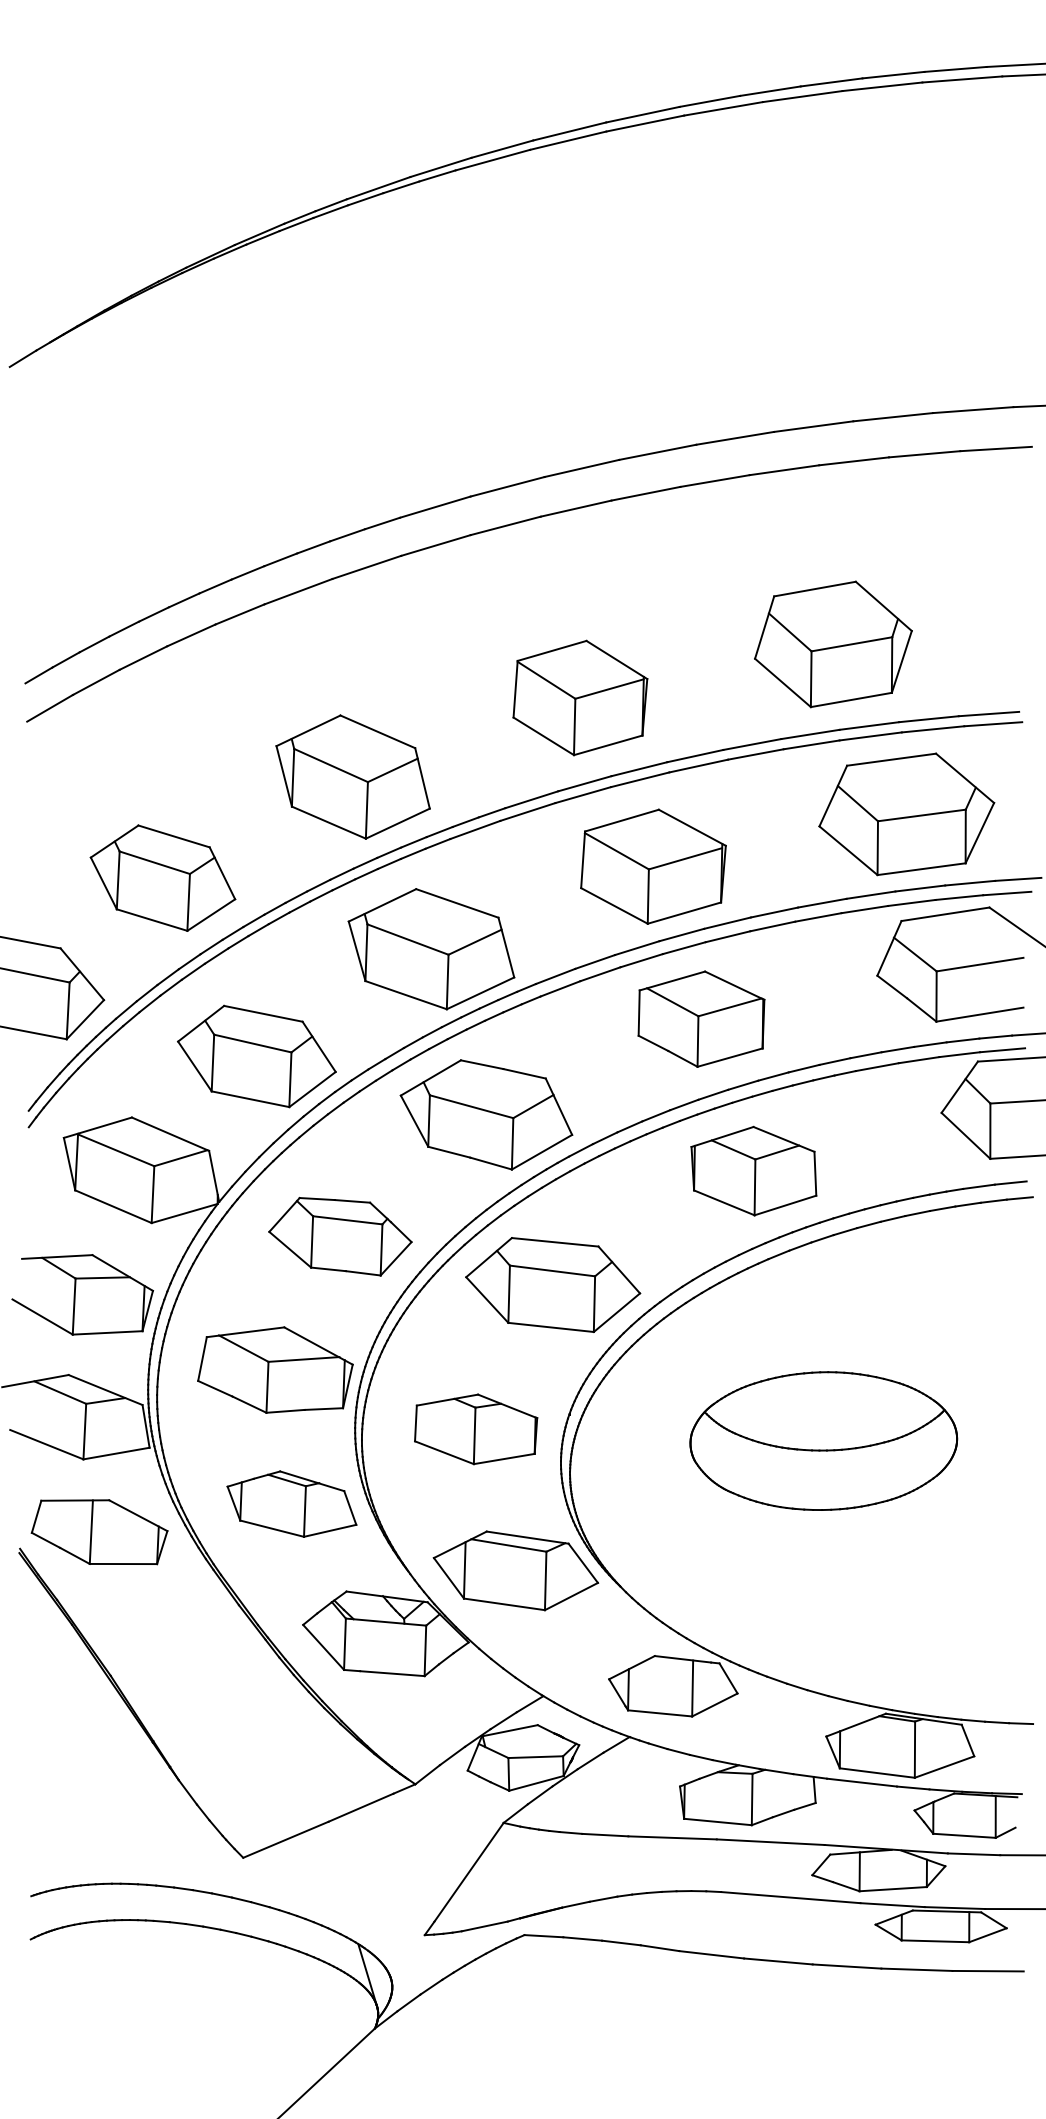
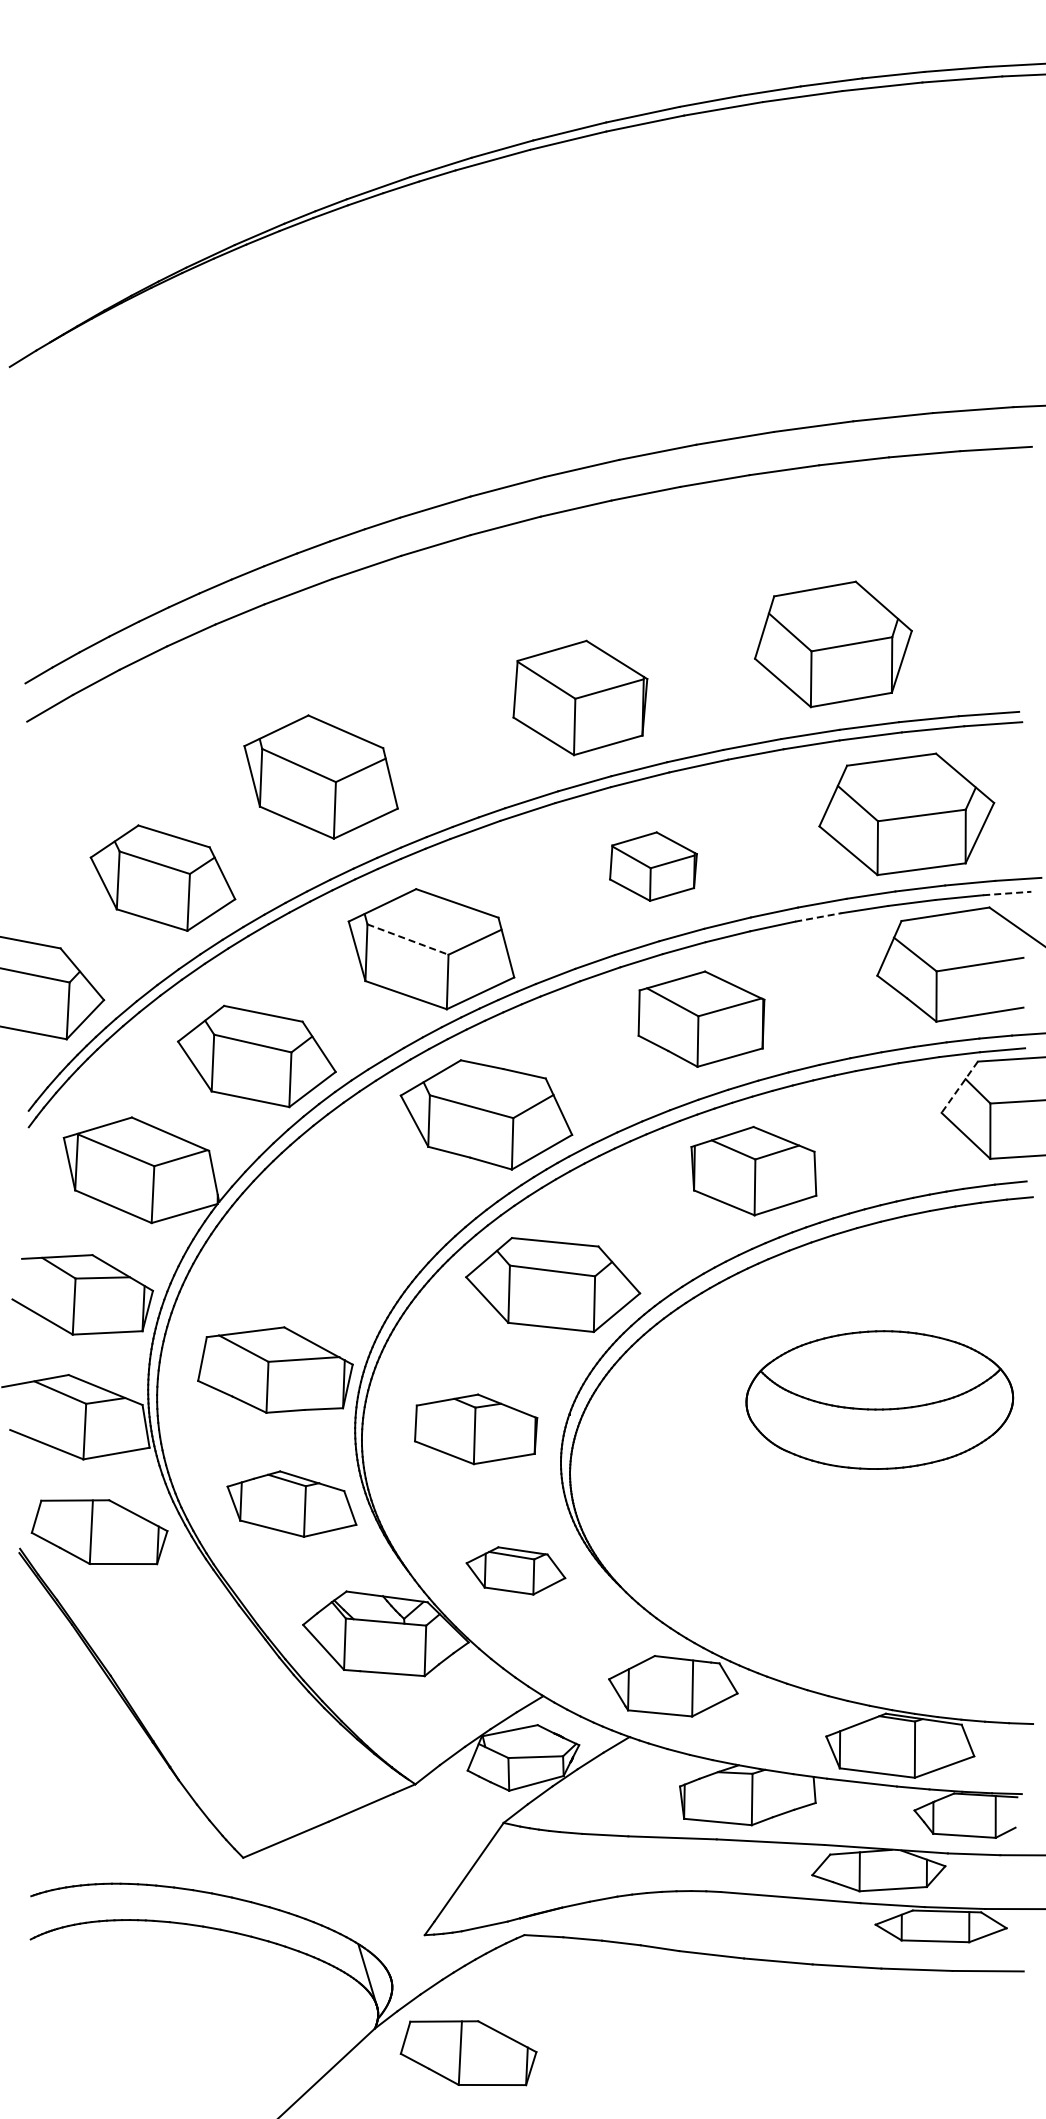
part position: (352, 776) -> (320, 776) (320, 776)
part size: 147x117 px -> 89x71 px (653, 866)
line: solid -> dashed (1007, 893)
line: solid -> dashed (818, 917)
line: solid -> dashed (408, 939)
line: solid -> dashed (959, 1087)
part: present -> none (340, 1236)
part position: (823, 1440) -> (879, 1399) (879, 1399)
part size: 168x82 px -> 102x50 px (515, 1570)
part: none -> present (468, 2053)
